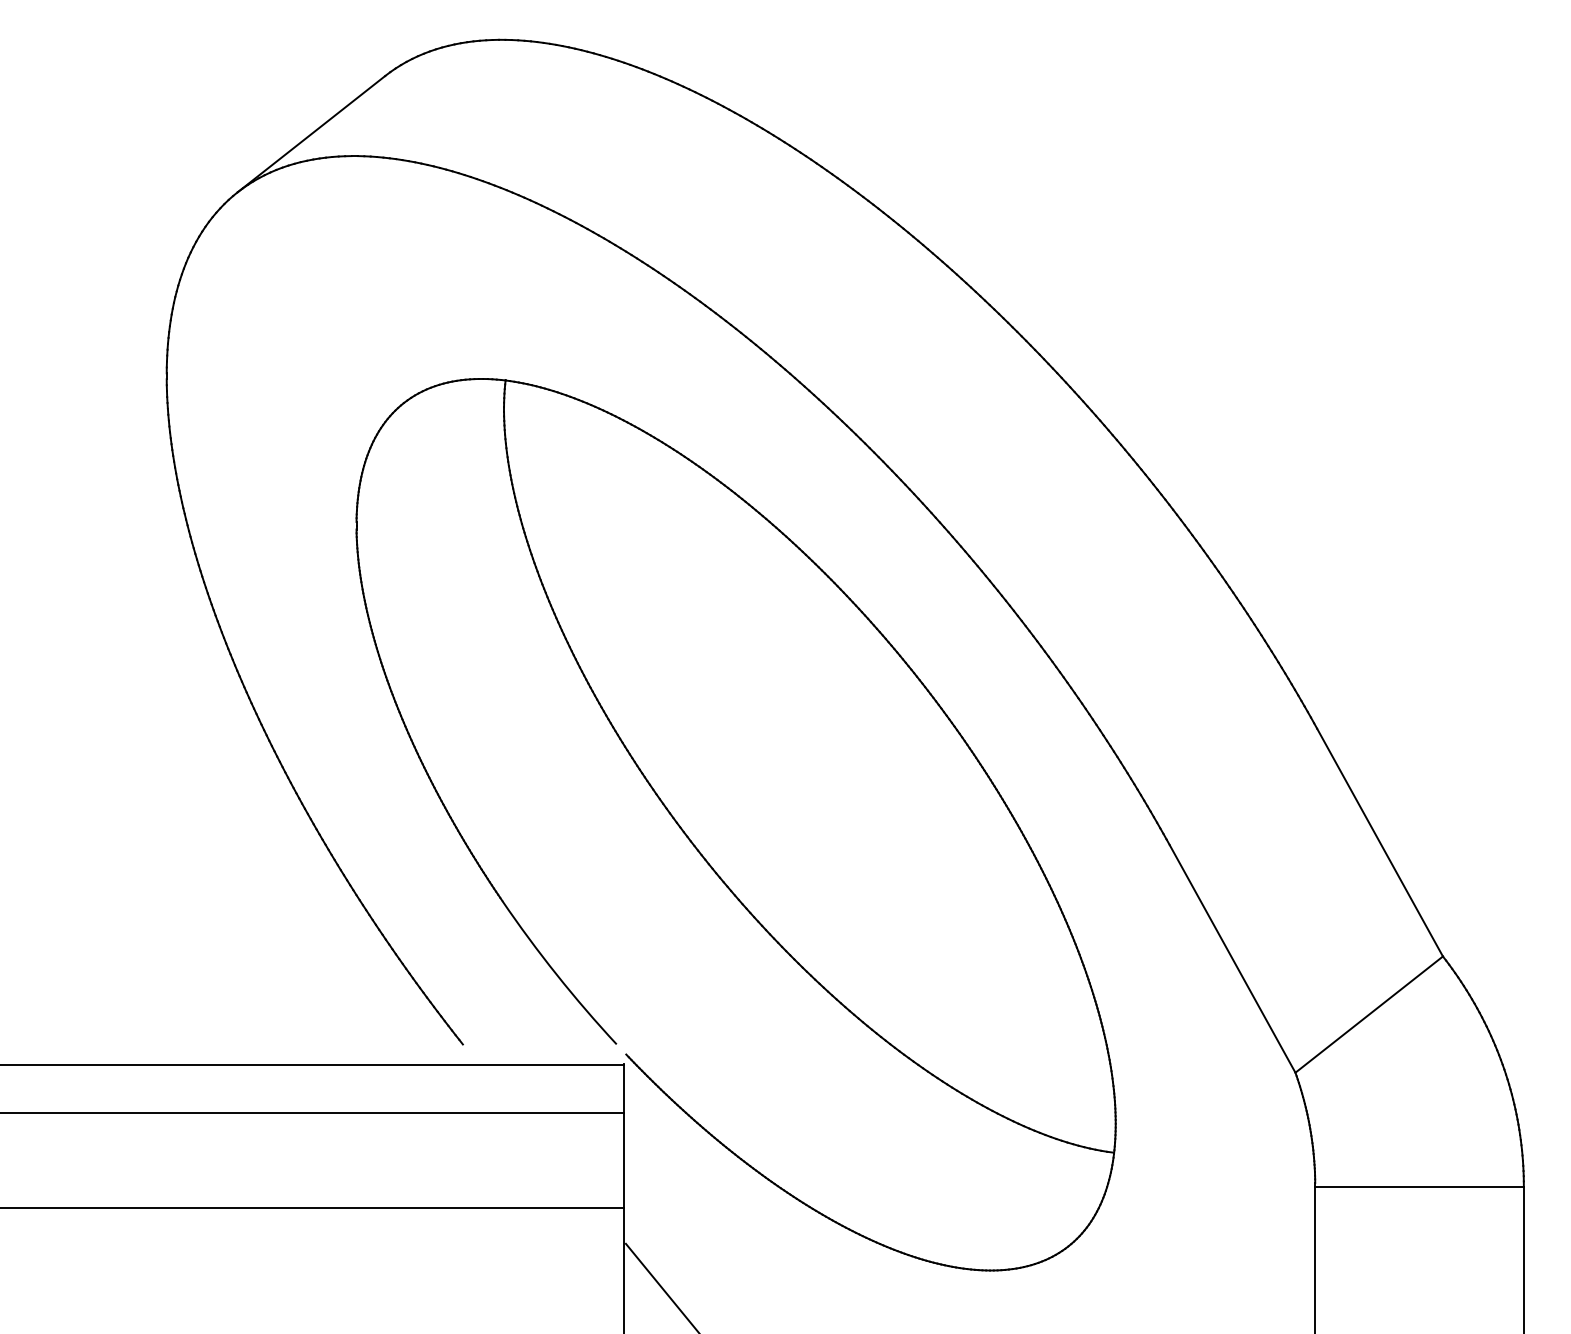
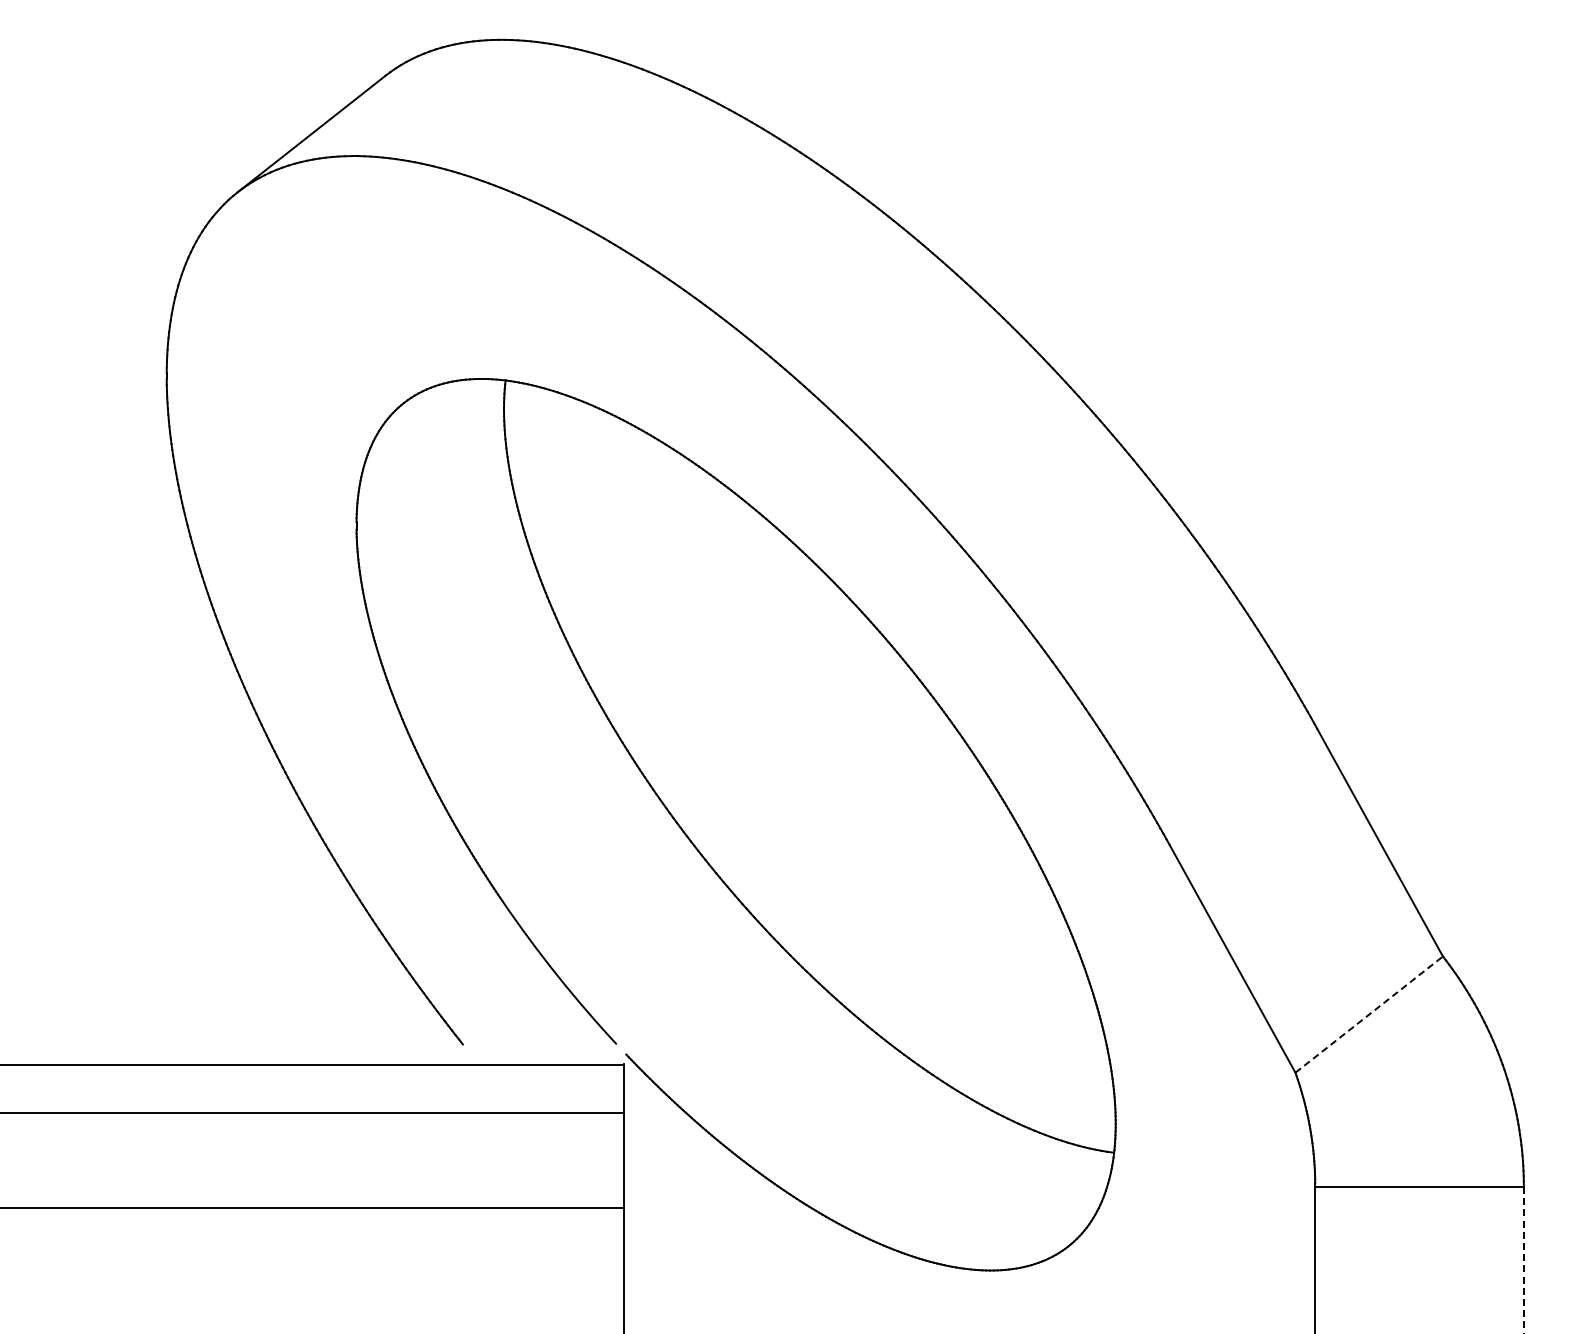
line: solid -> dashed (1369, 1014)
line: solid -> dashed (1523, 1259)
line: present -> none (661, 1286)
